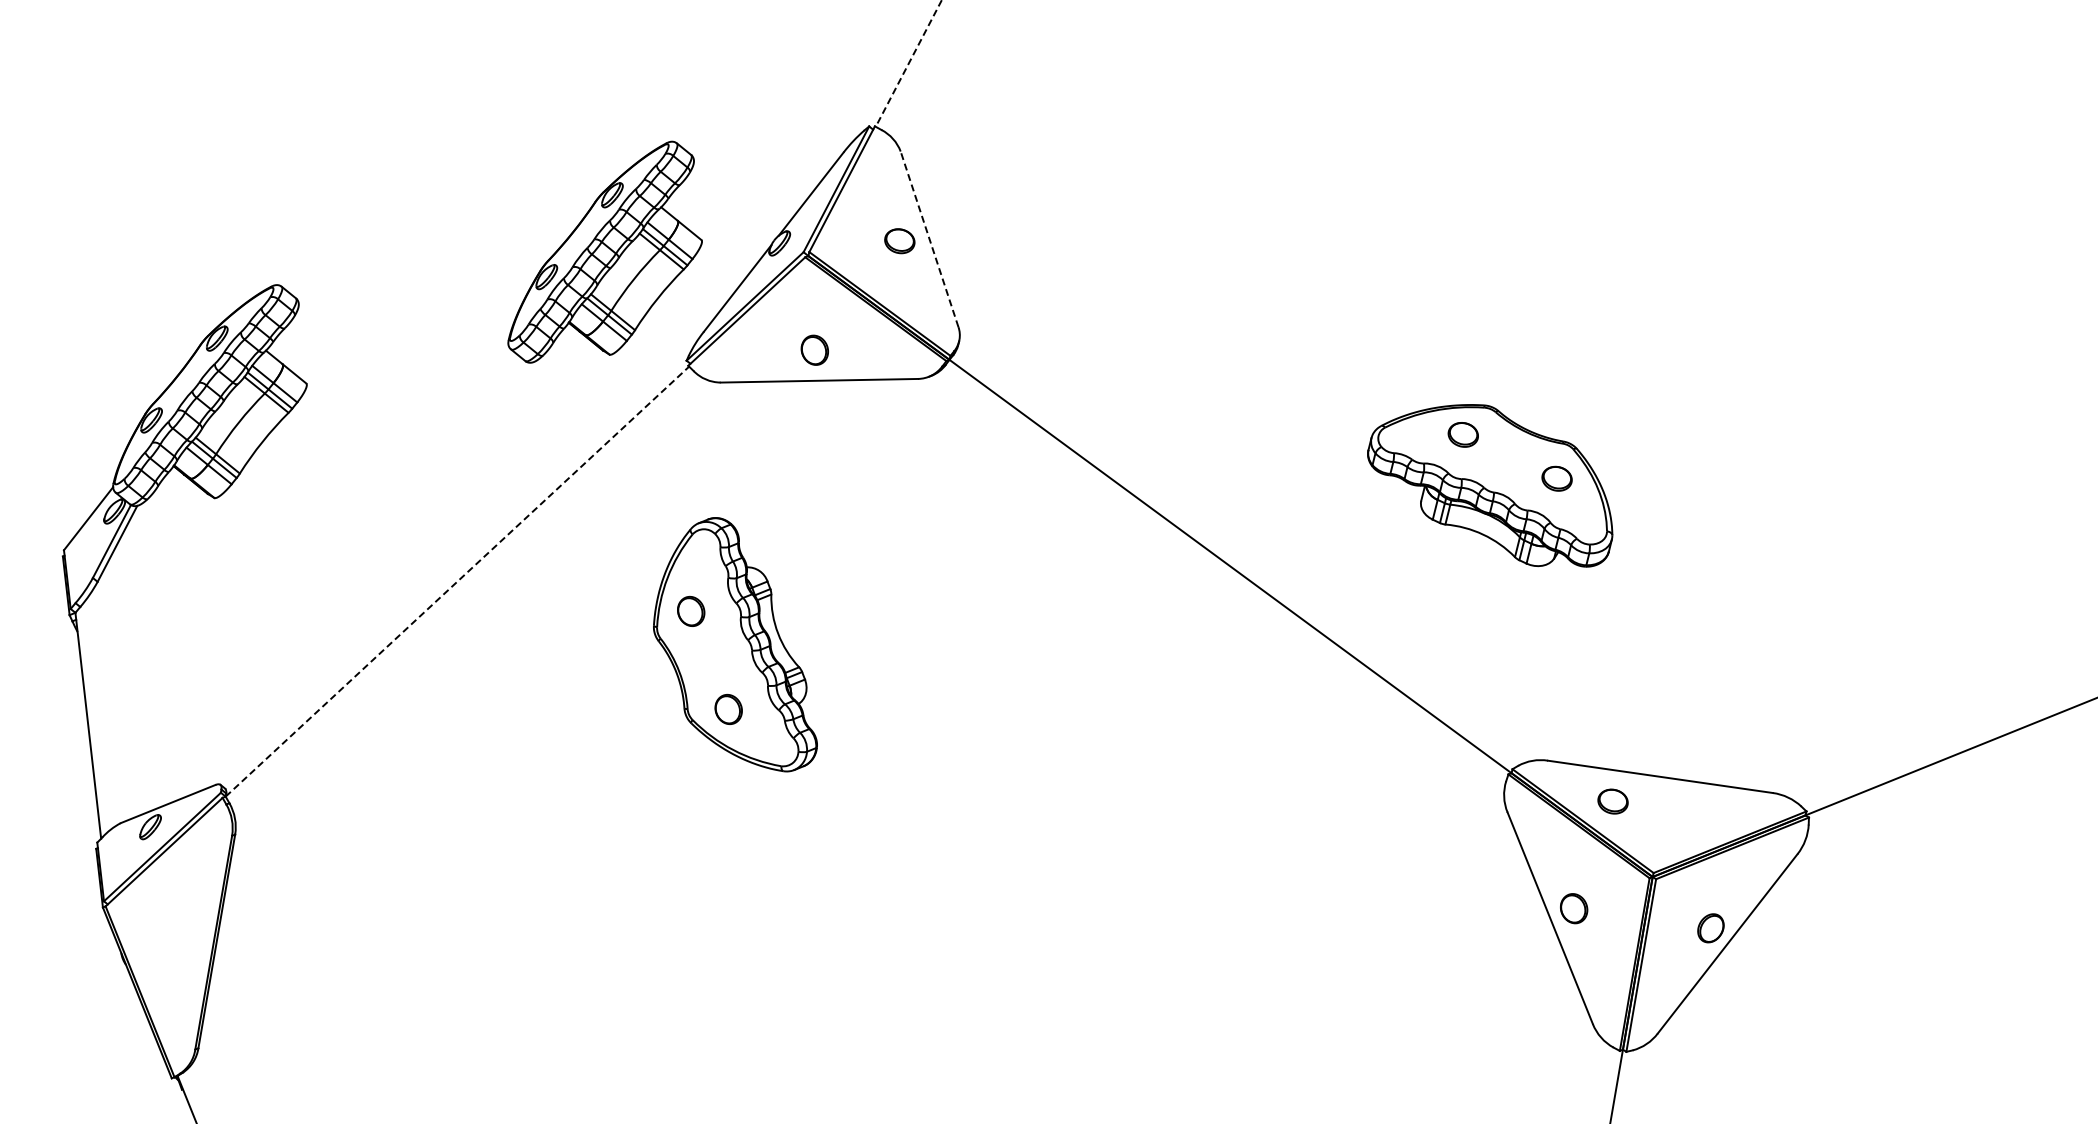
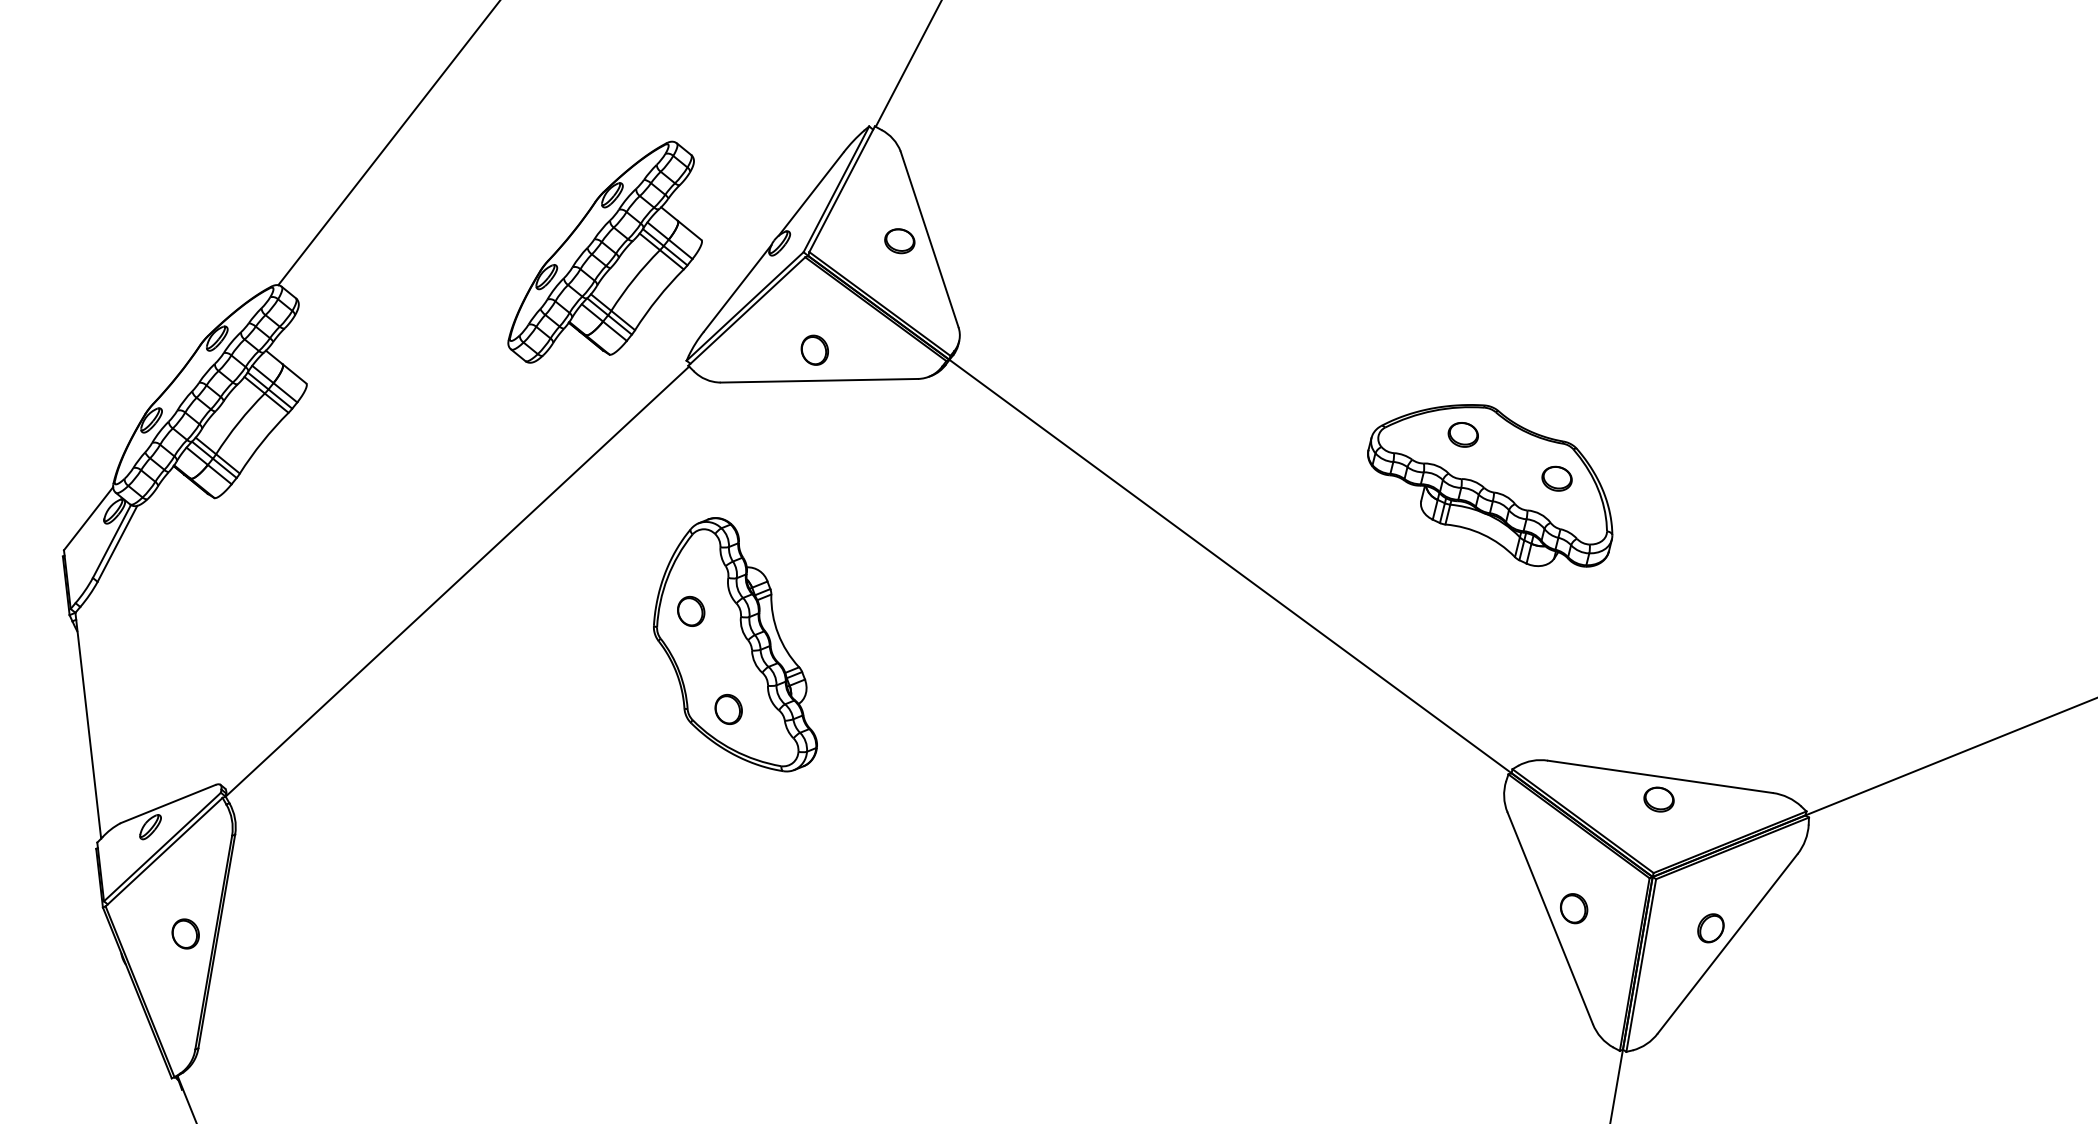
line: dashed -> solid (908, 63)
line: none -> present (388, 143)
line: dashed -> solid (929, 238)
line: dashed -> solid (457, 581)
part position: (1612, 801) -> (1658, 799) (1658, 799)
part: none -> present (185, 933)
